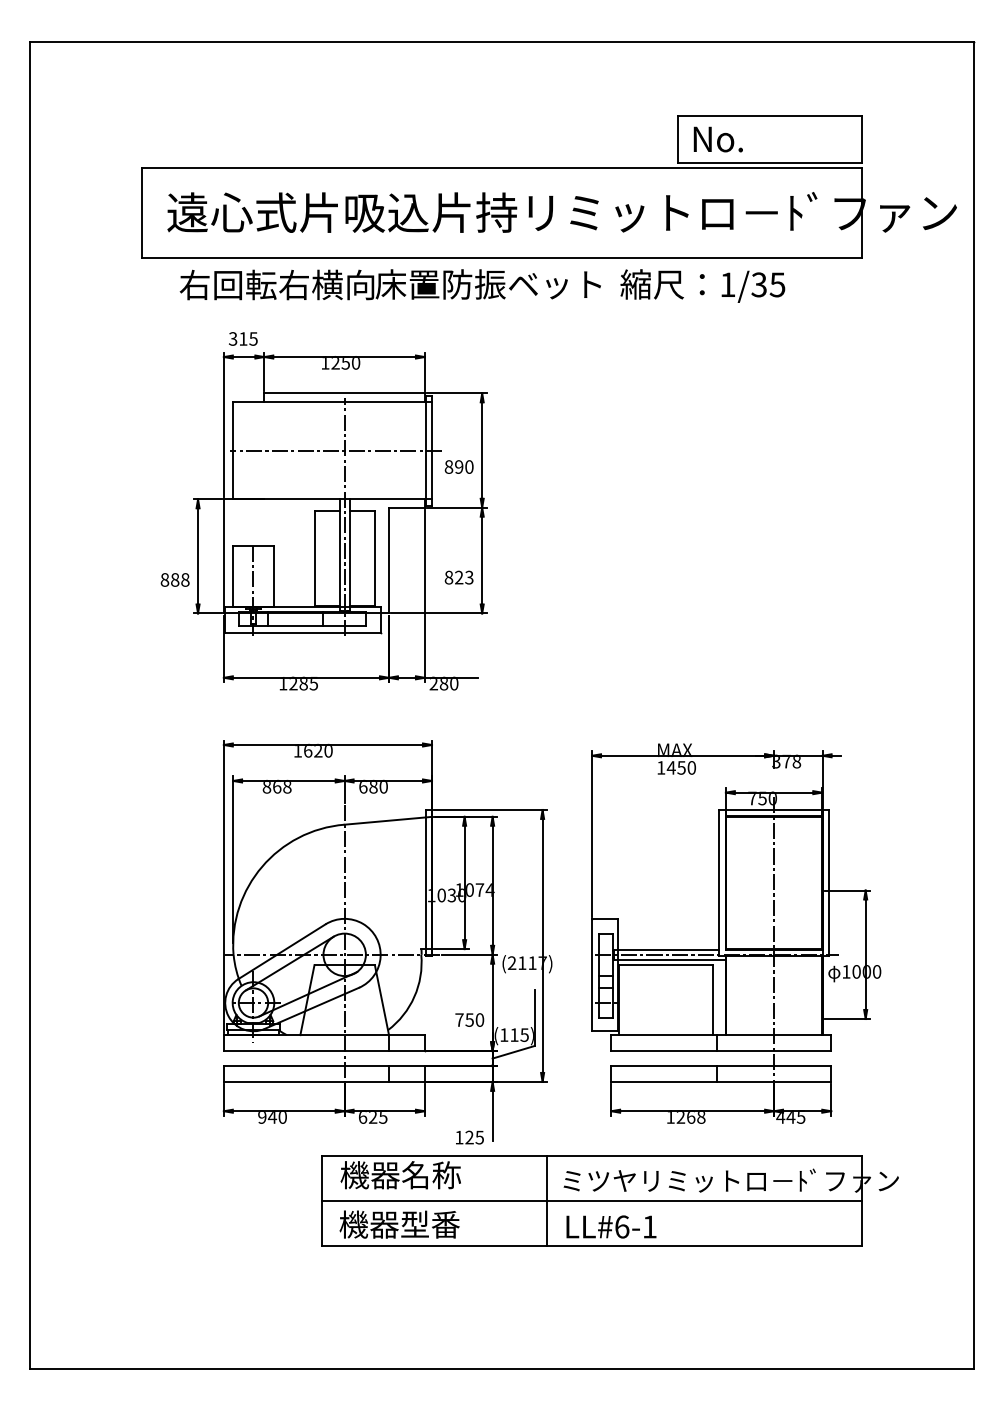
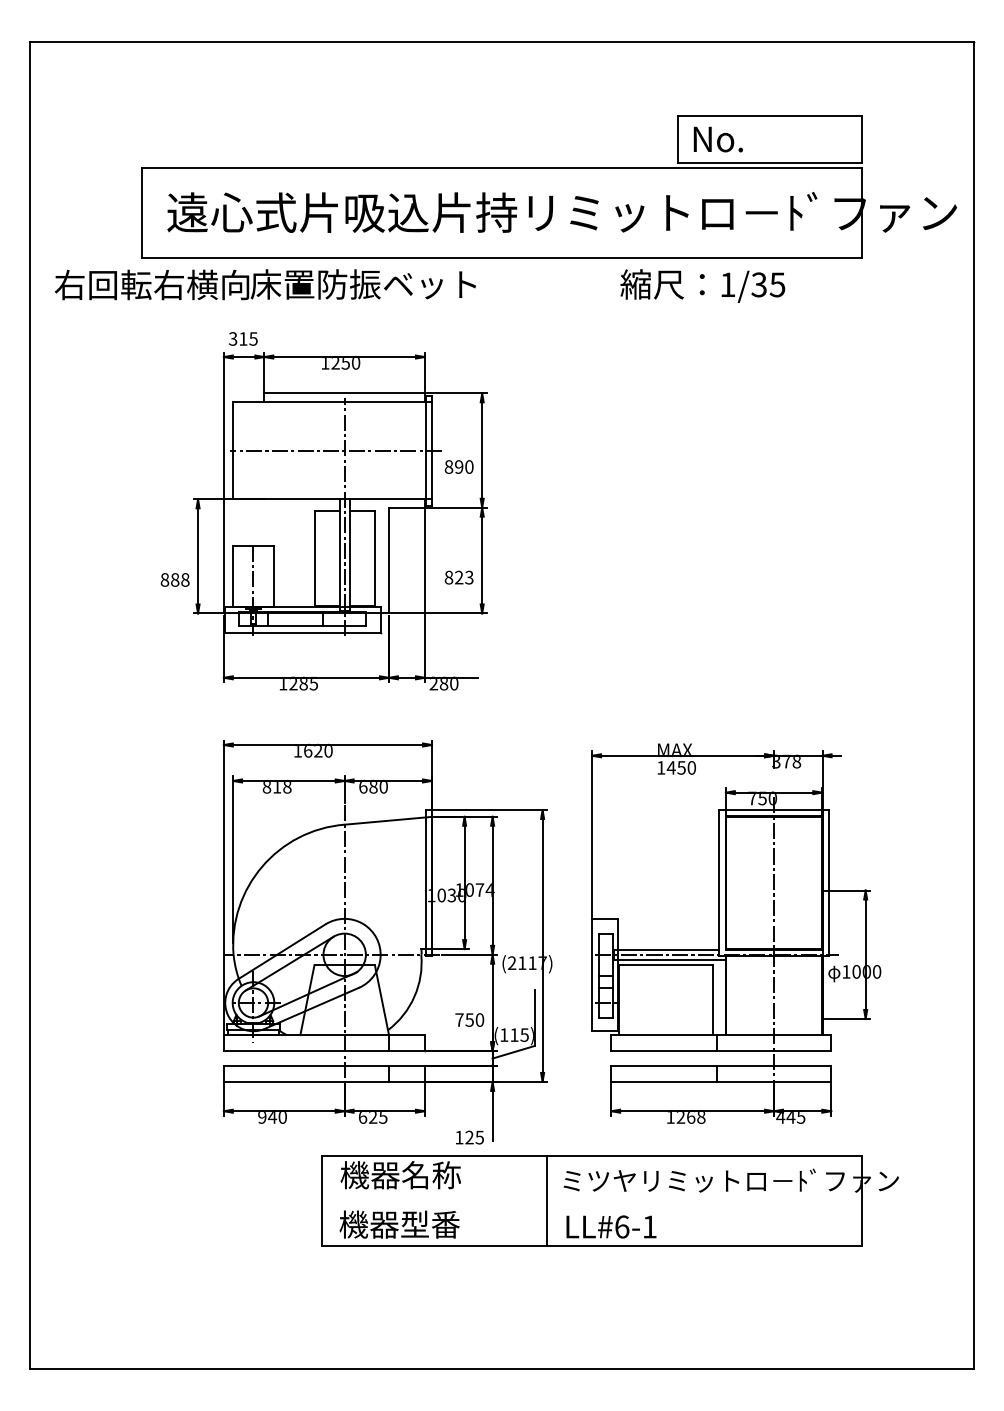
text position: (389, 284) -> (264, 284) (264, 284)
text: 868 -> 818 (277, 786)
line: present -> none (591, 1201)
